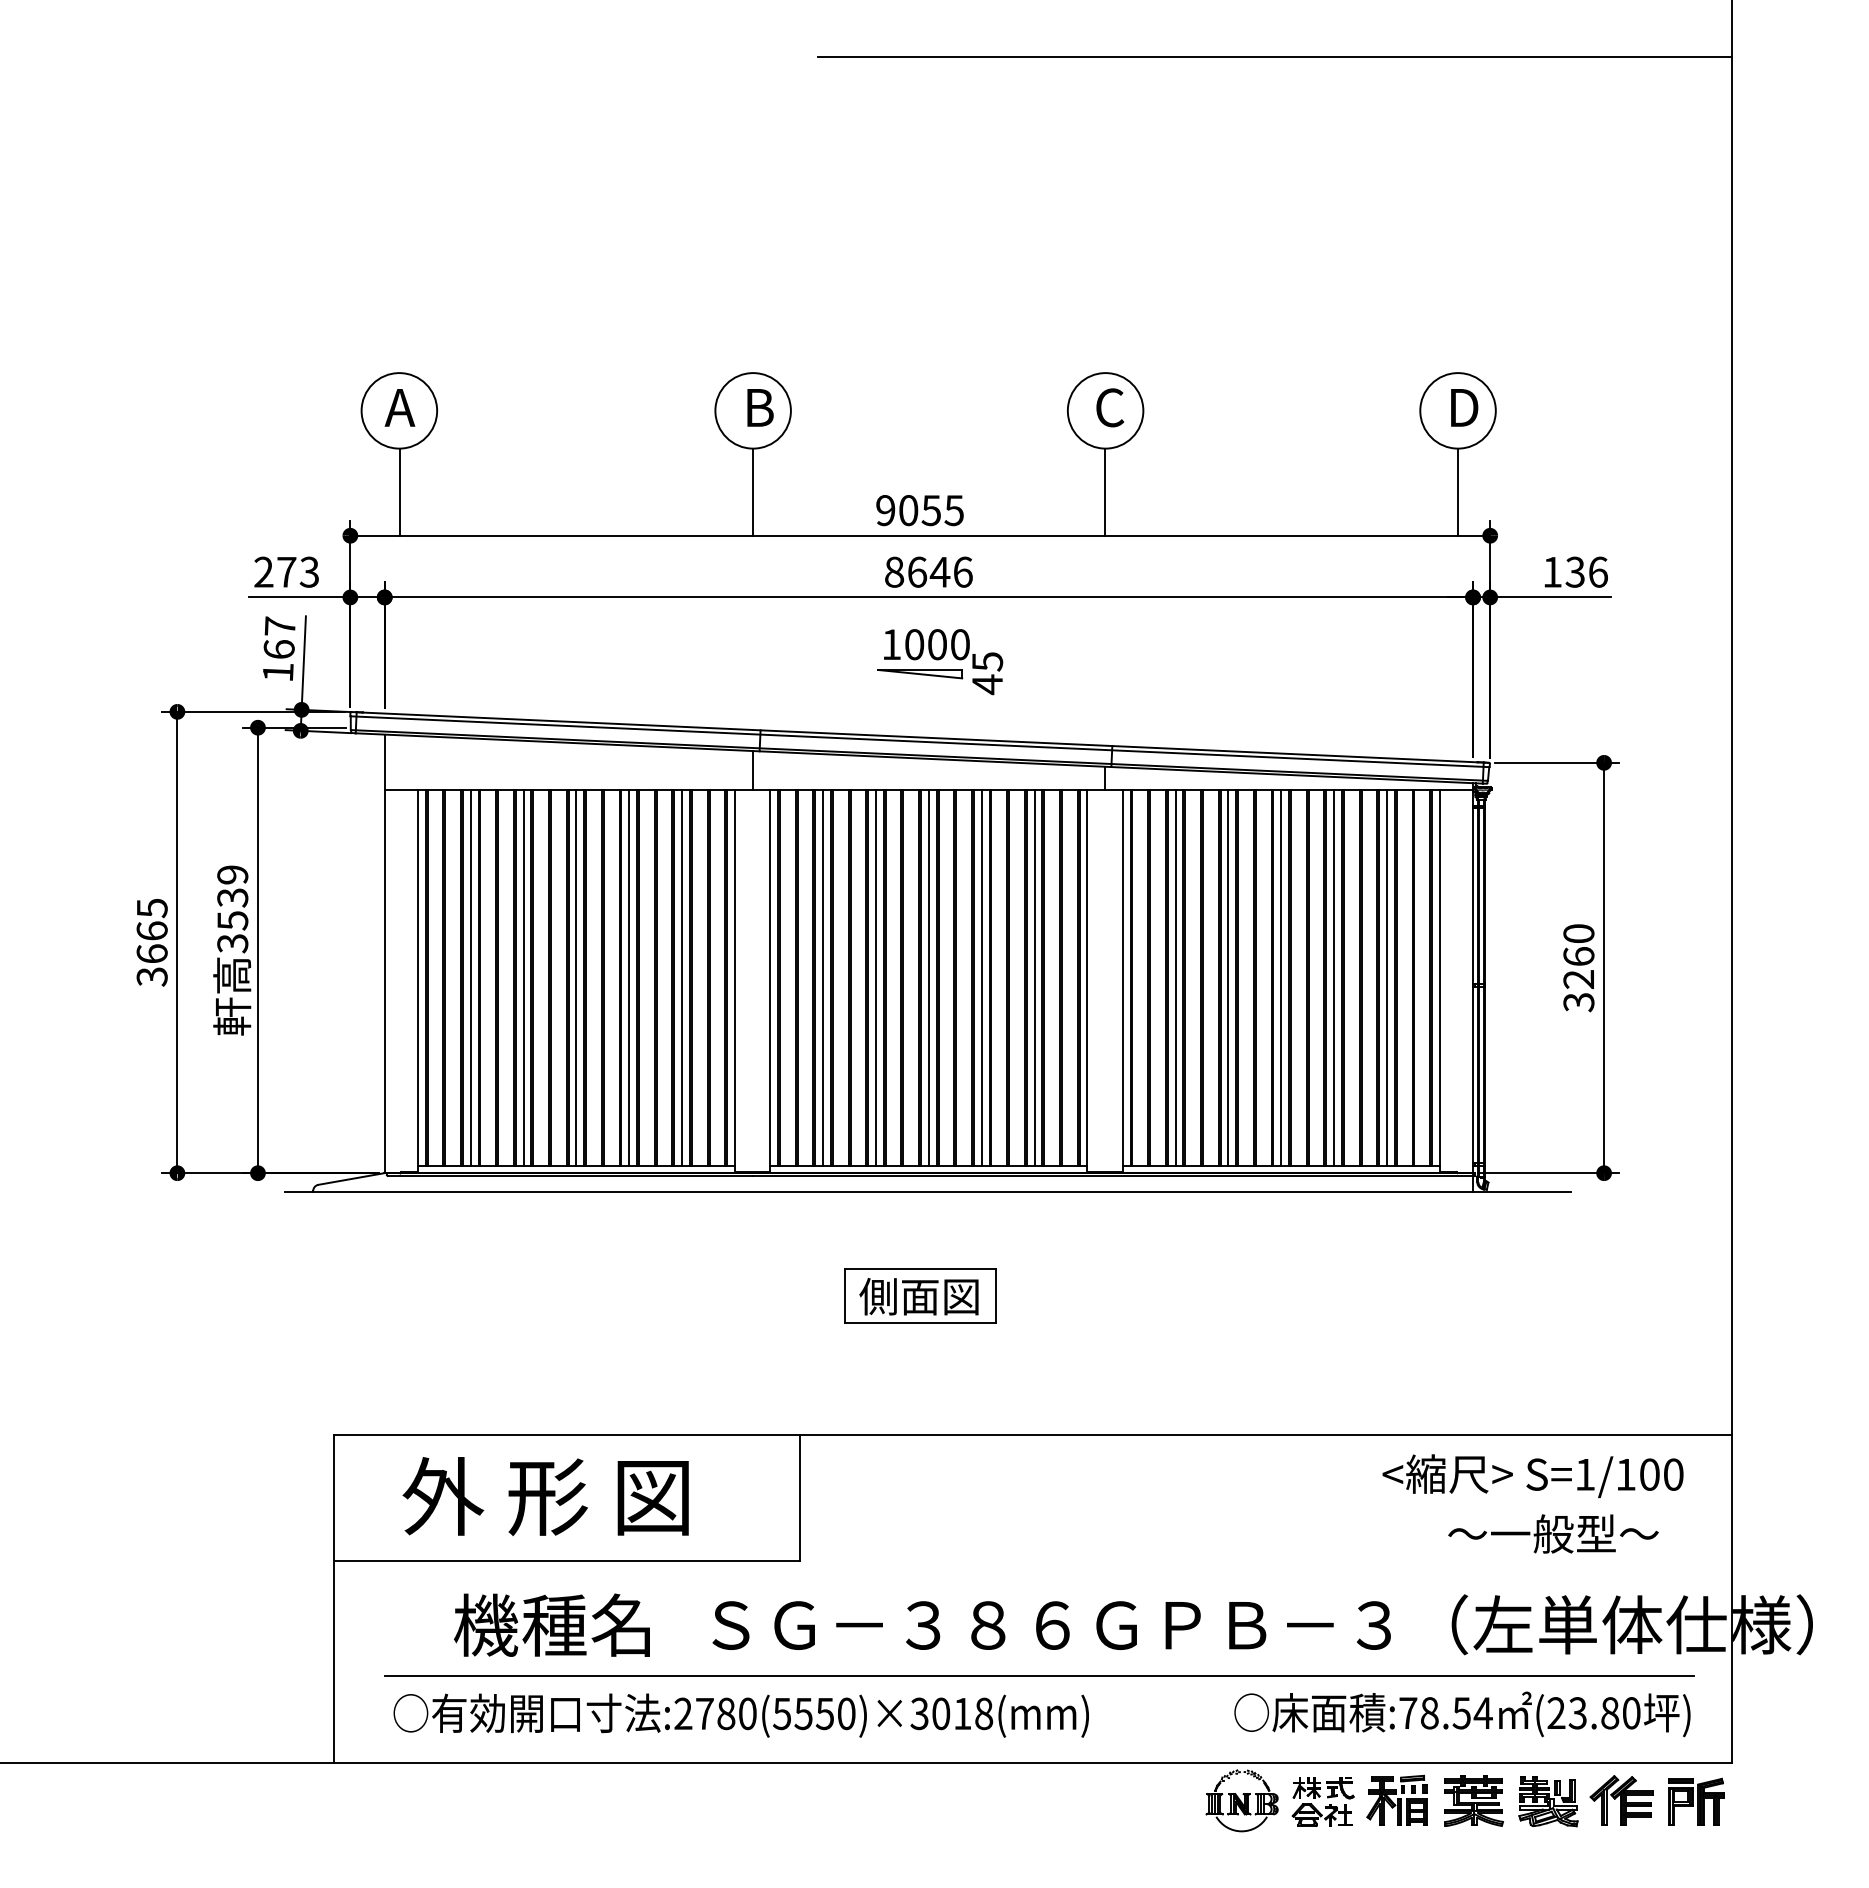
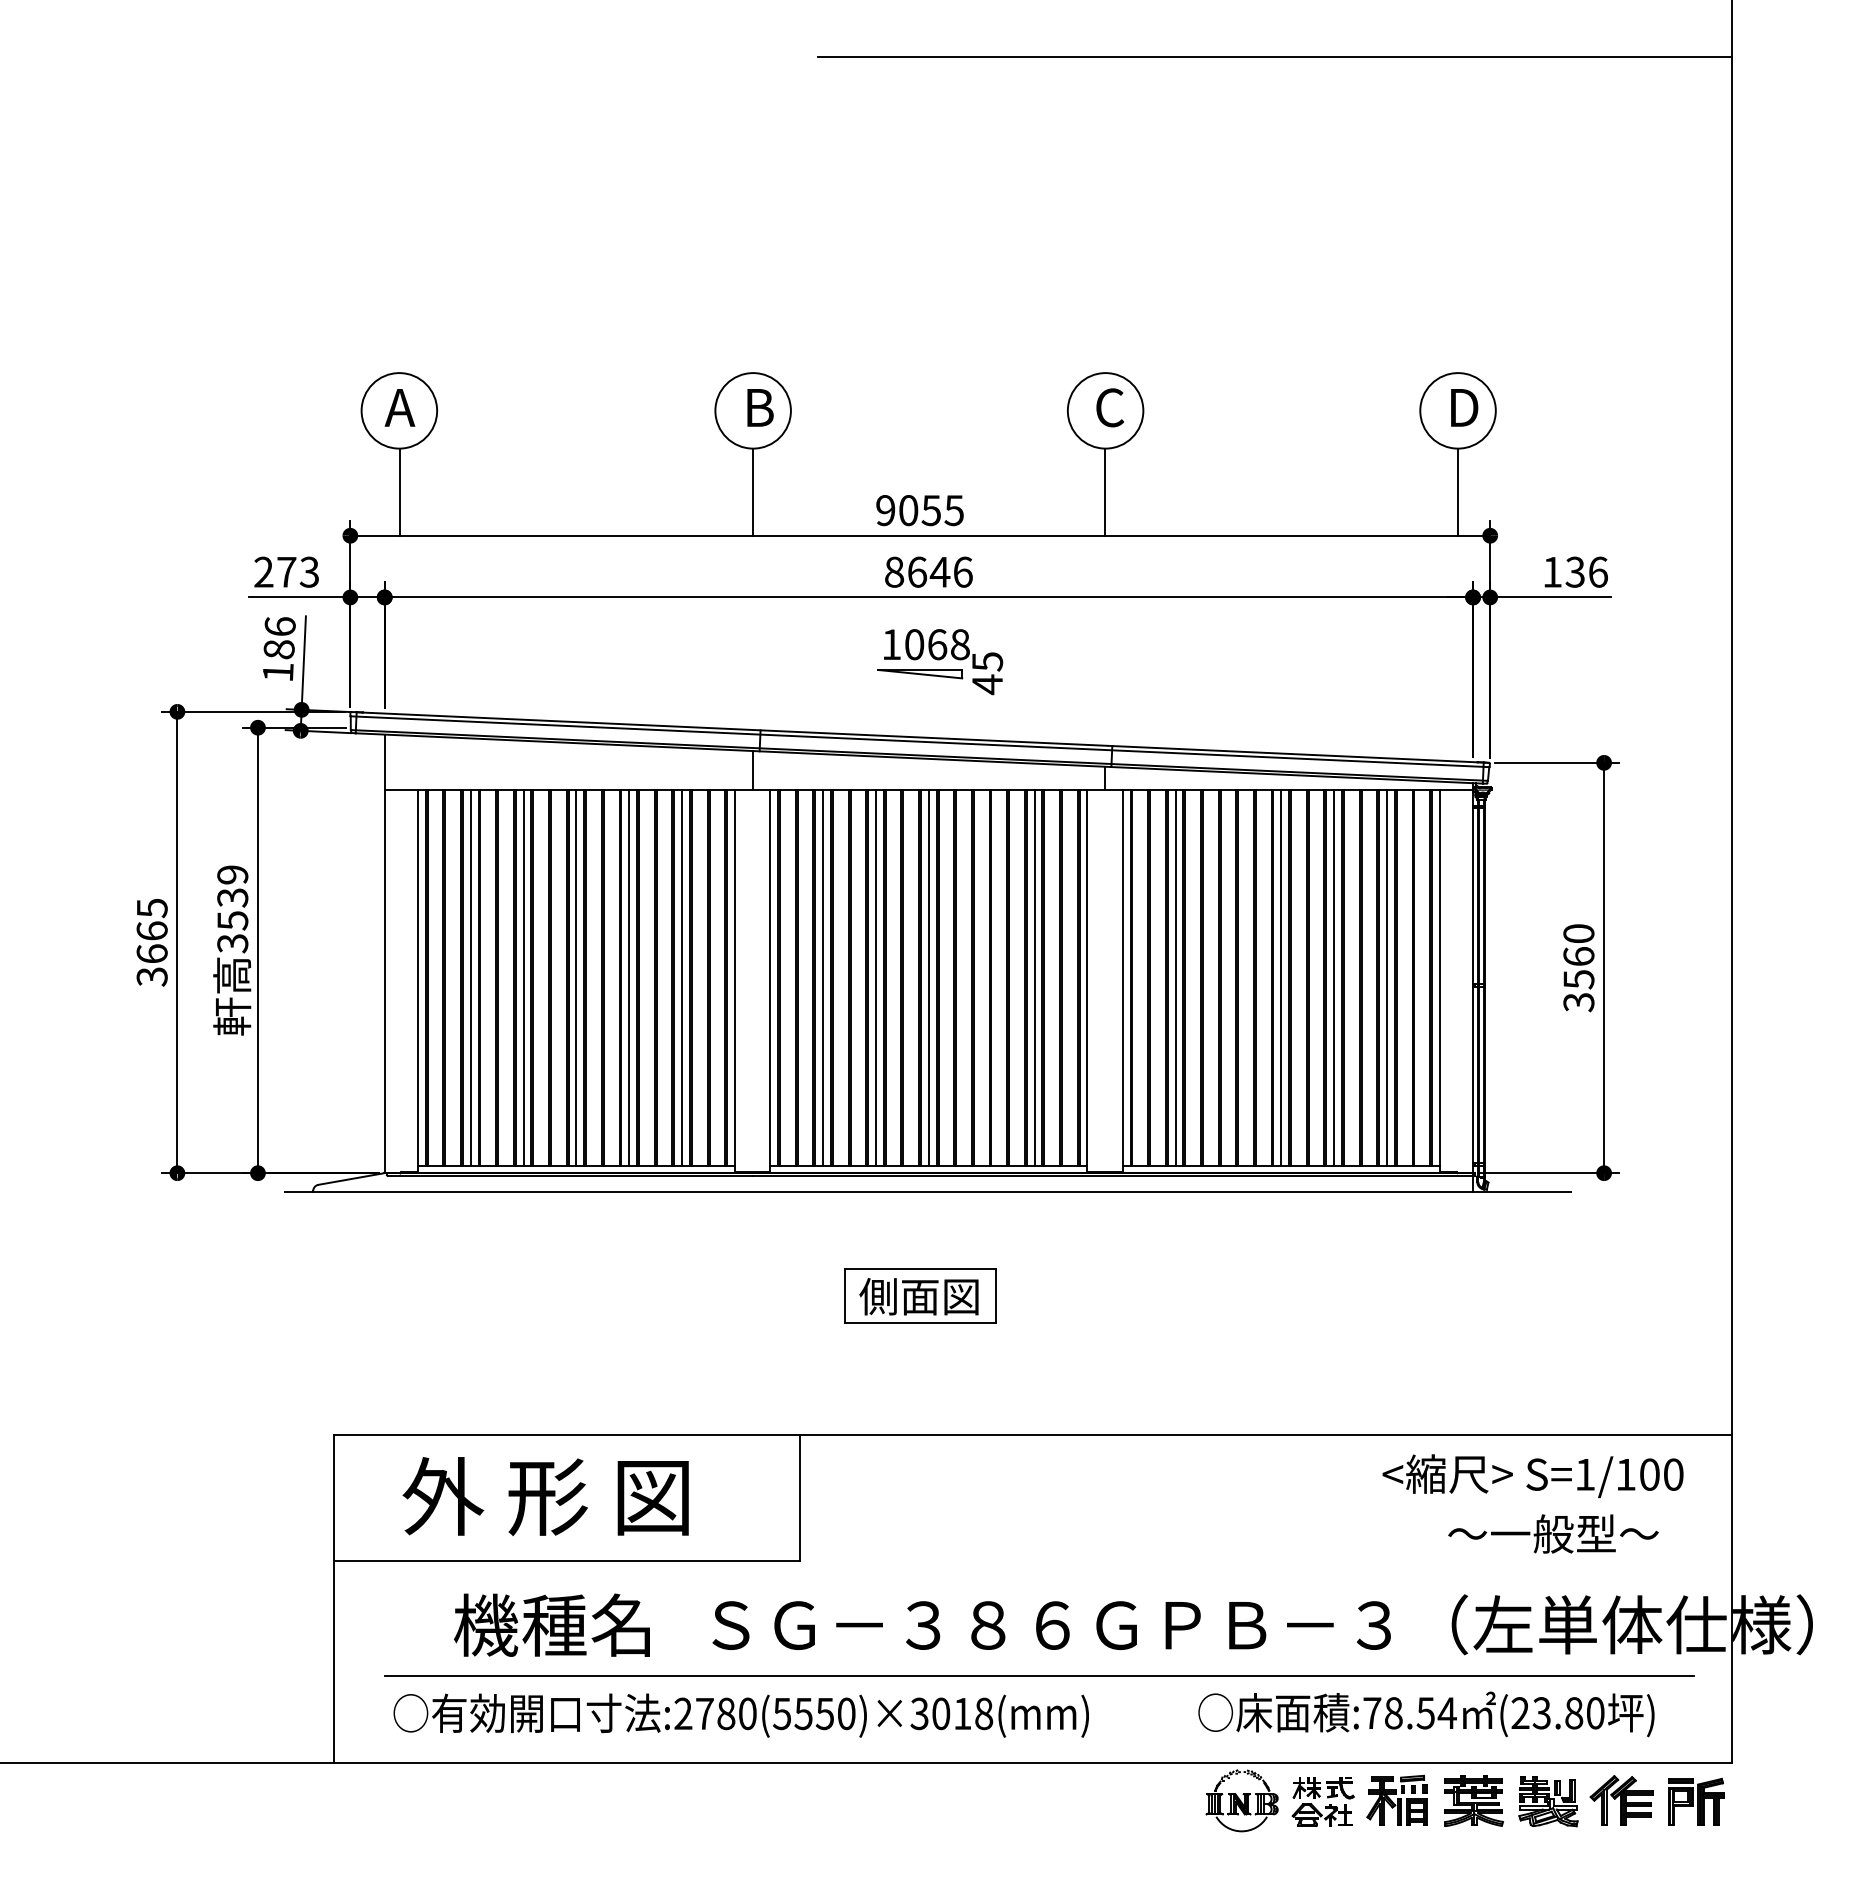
text: 167 -> 186 (279, 637)
text: 1000 -> 1068 (948, 644)
line: present -> none (981, 977)
line: present -> none (1228, 977)
text: 3260 -> 3560 (1578, 979)
text position: (1462, 1714) -> (1426, 1714) (1426, 1714)
